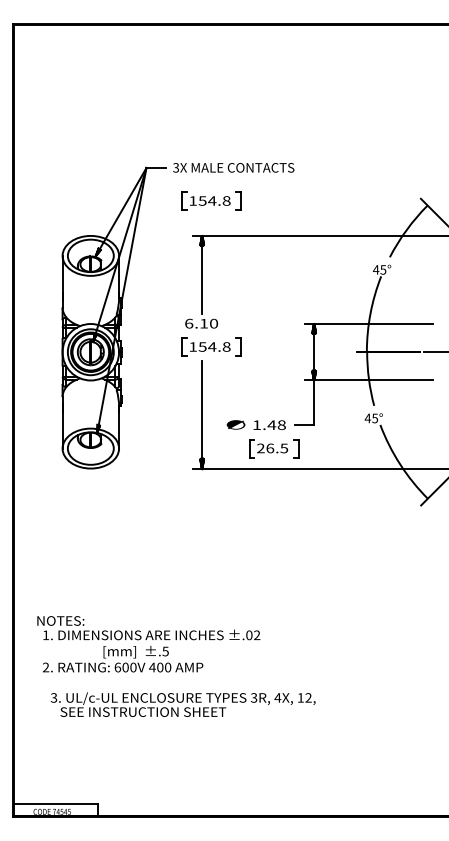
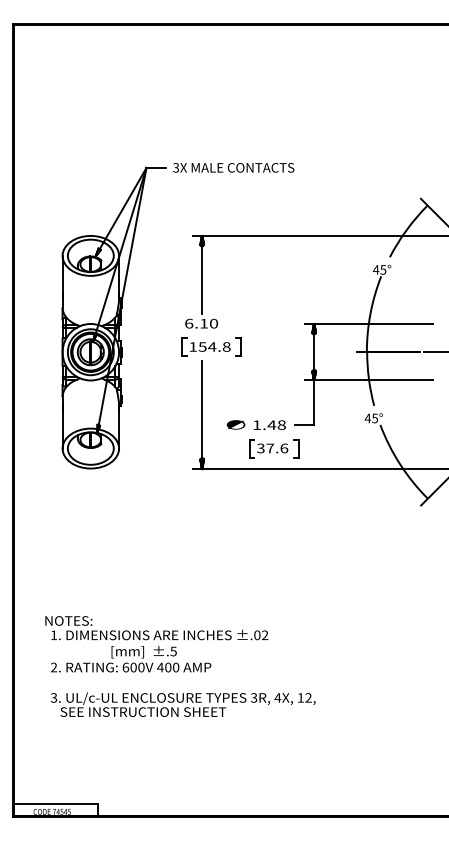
part: present -> none (211, 200)
text: 26.5 -> 37.6 (272, 448)
text position: (148, 644) -> (156, 644) (156, 644)
